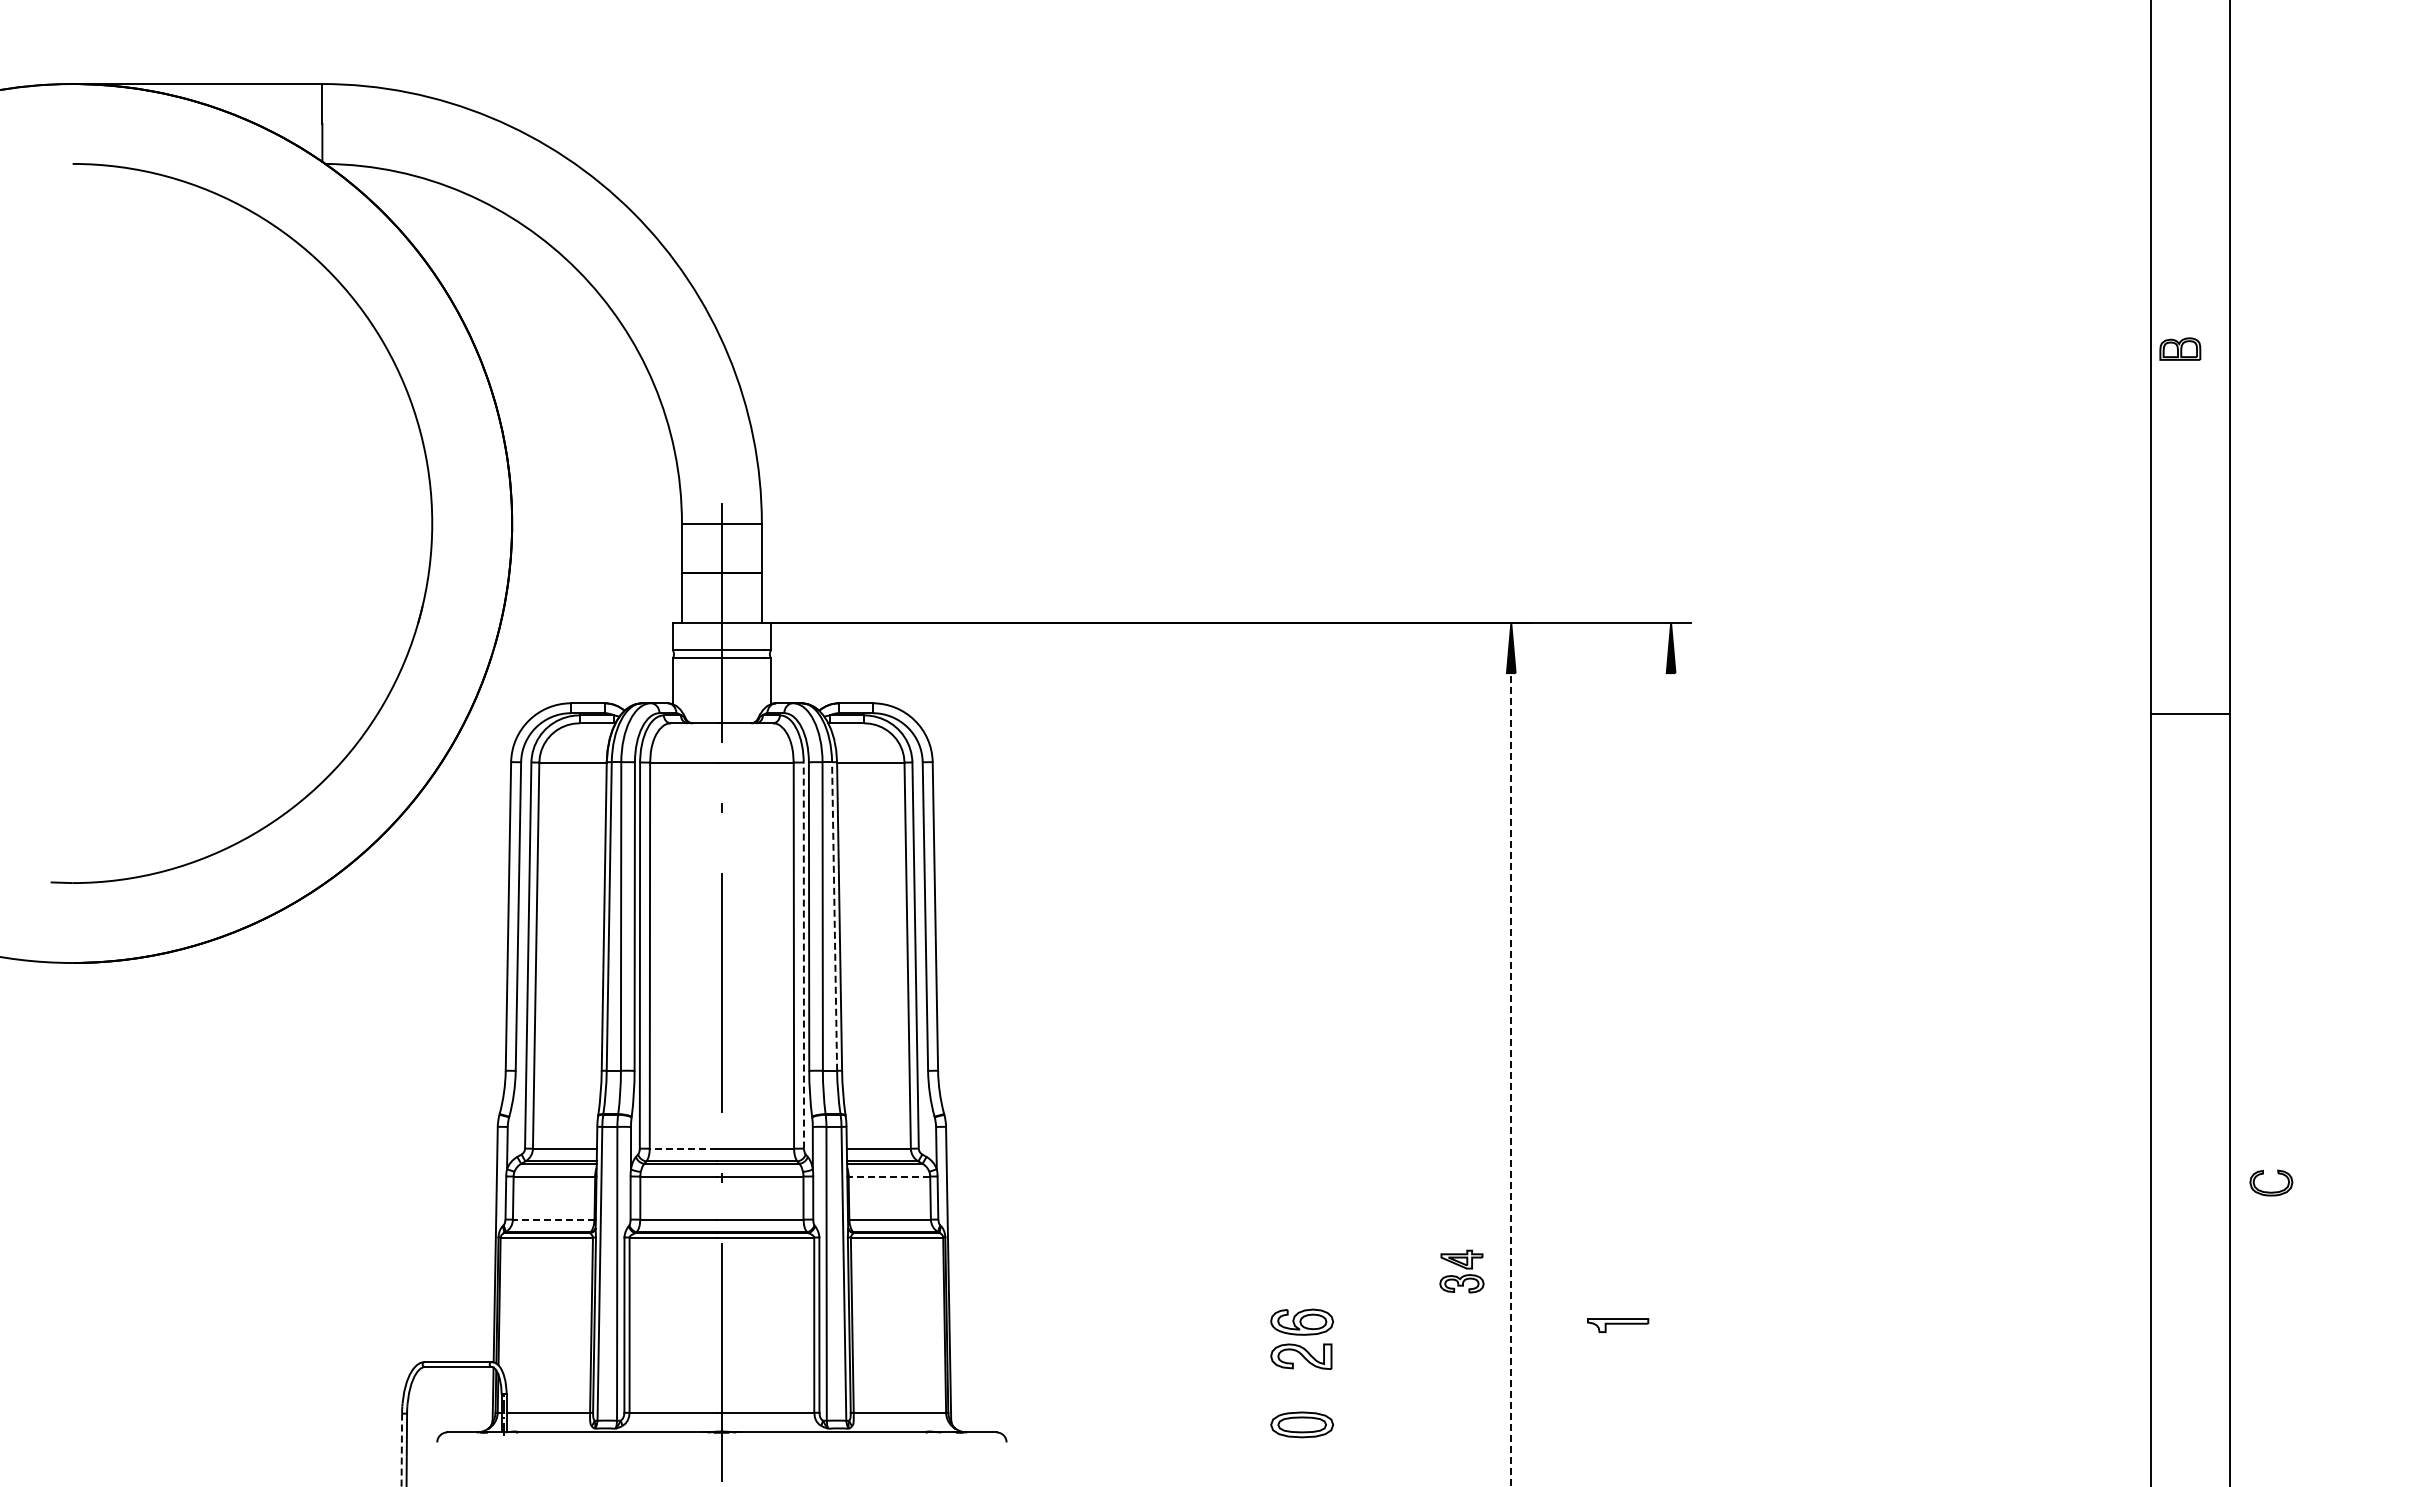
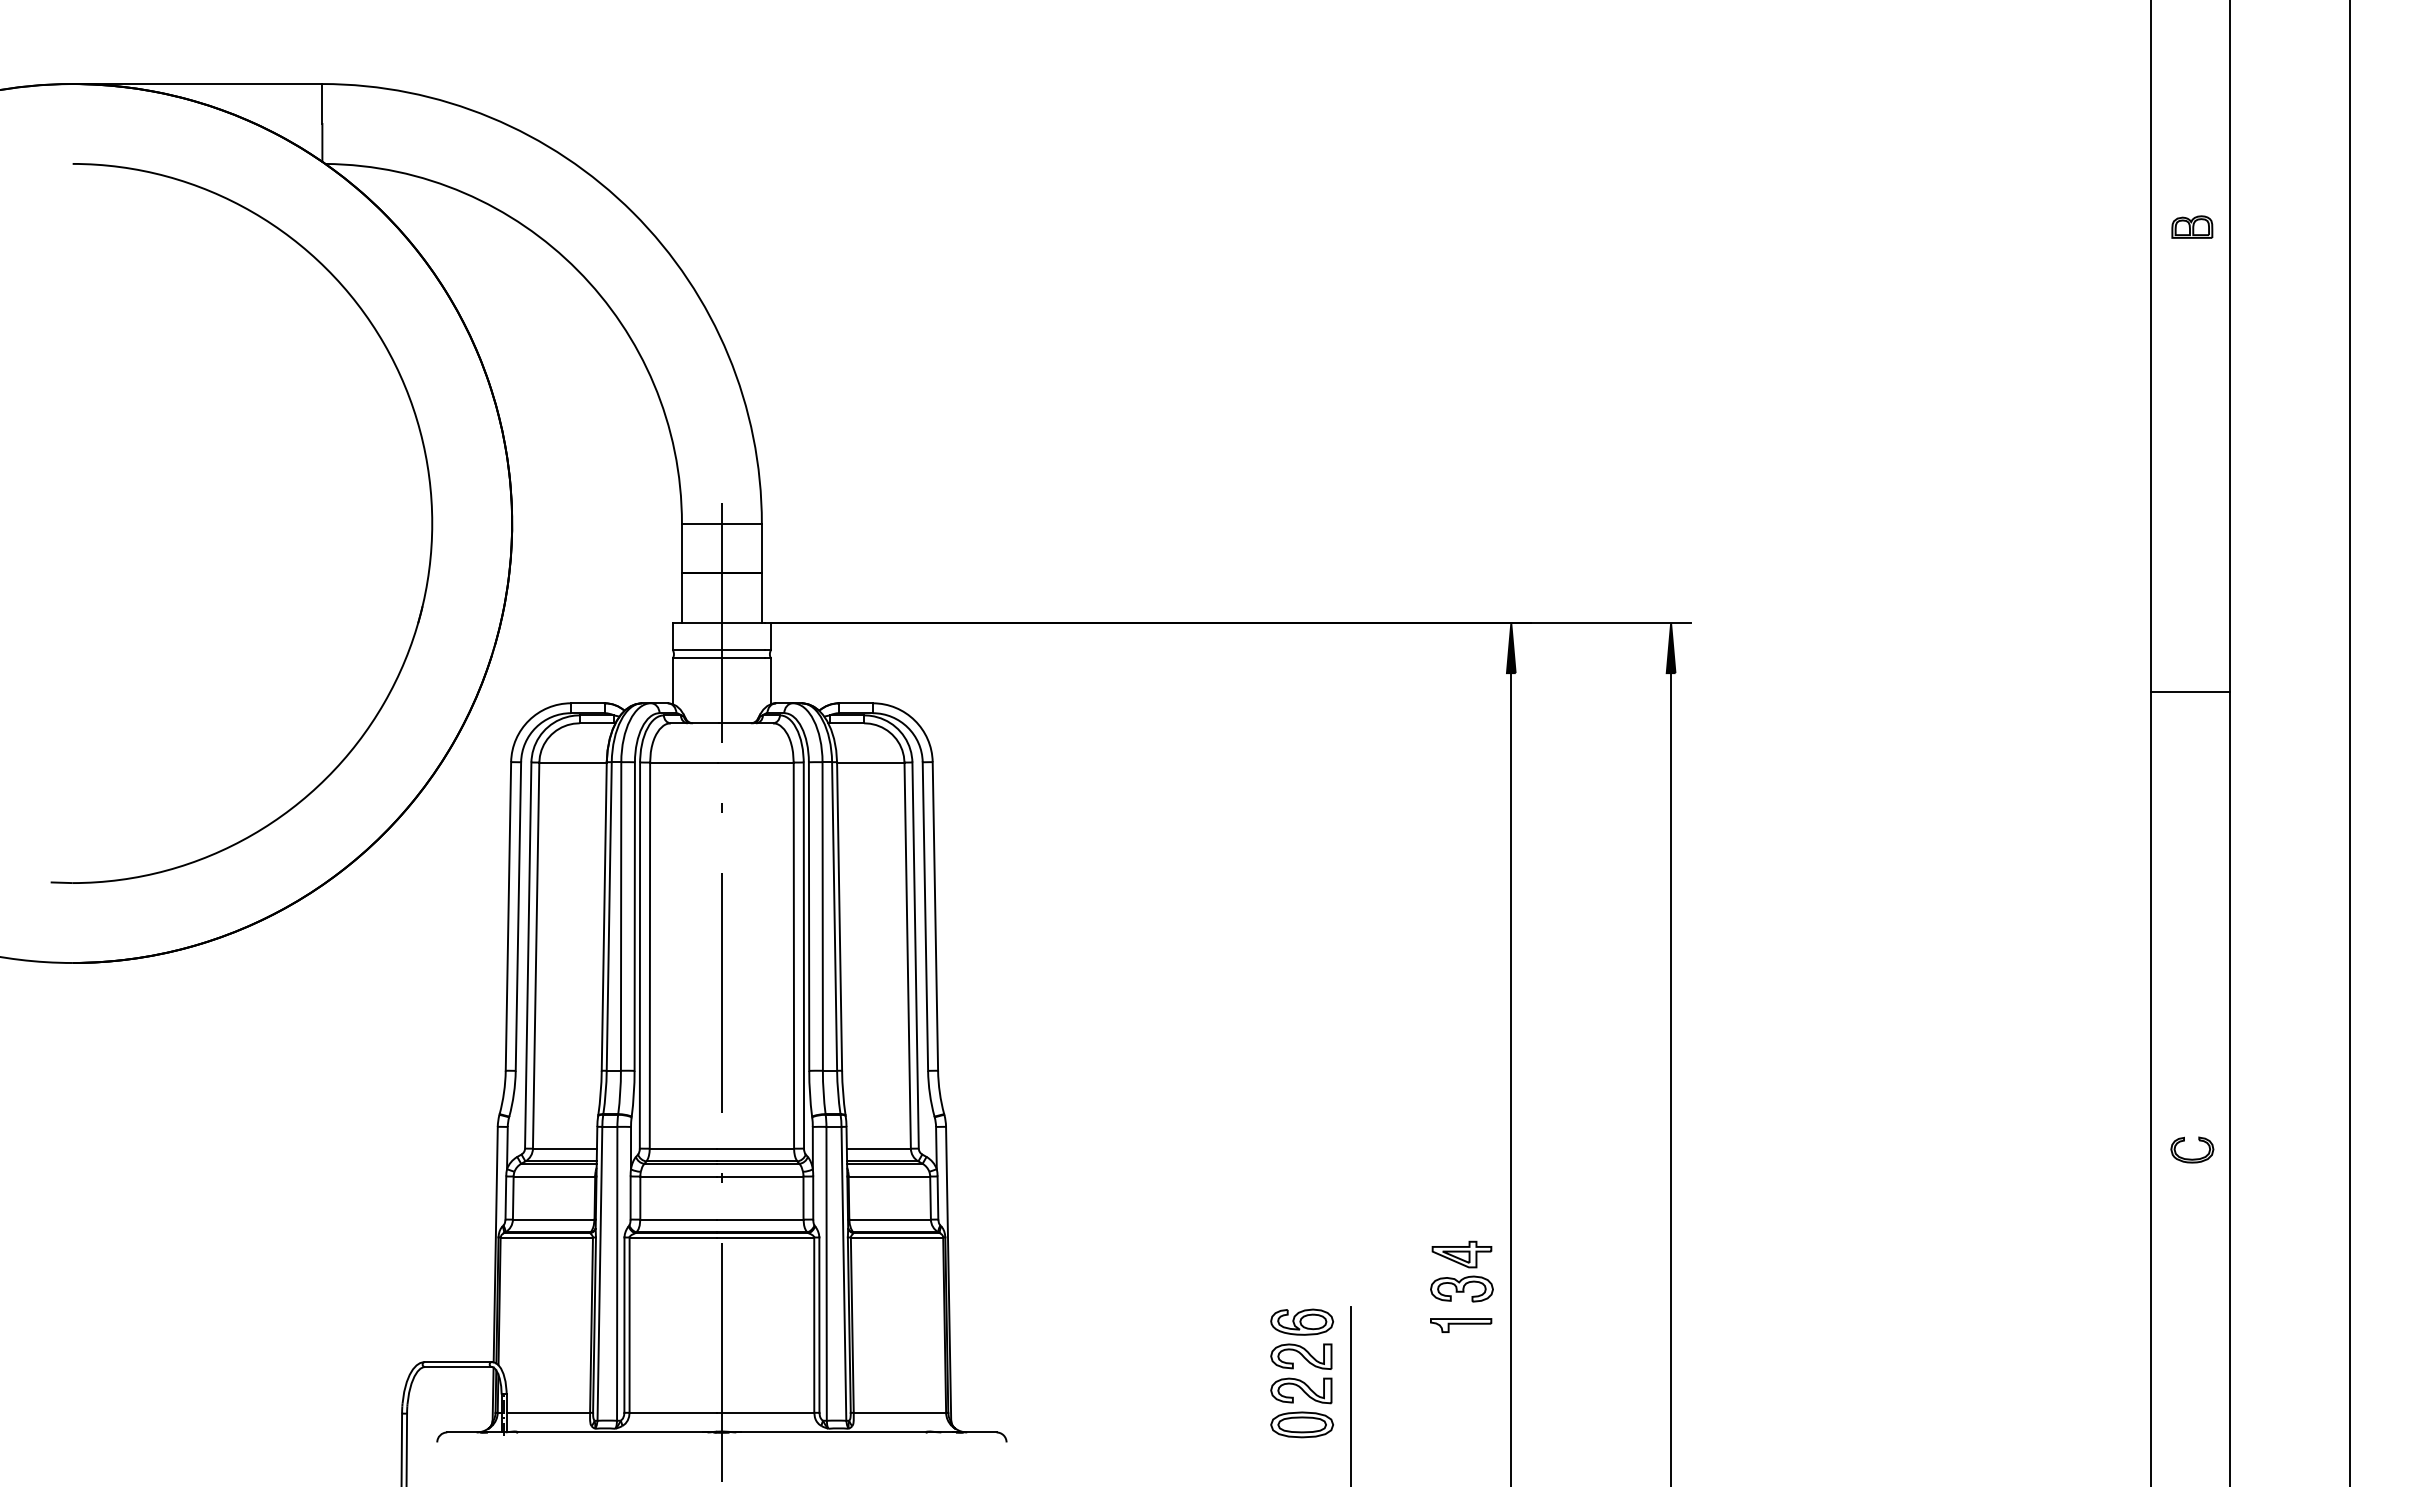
part position: (2180, 348) -> (2192, 226) (2192, 226)
line position: (2190, 714) -> (2190, 692) (2190, 692)
line: none -> present (2350, 742)
line: dashed -> solid (834, 915)
line: dashed -> solid (803, 955)
line: none -> present (1671, 1078)
line: dashed -> solid (1511, 1079)
line: dashed -> solid (683, 1148)
line: dashed -> solid (889, 1176)
part position: (2271, 1191) -> (2192, 1158) (2192, 1158)
line: dashed -> solid (553, 1219)
part size: 46x45 px -> 64x63 px (1461, 1271)
part position: (1618, 1325) -> (1461, 1325) (1461, 1325)
part: none -> present (1301, 1390)
line: none -> present (1351, 1394)
line: dashed -> solid (401, 1450)
